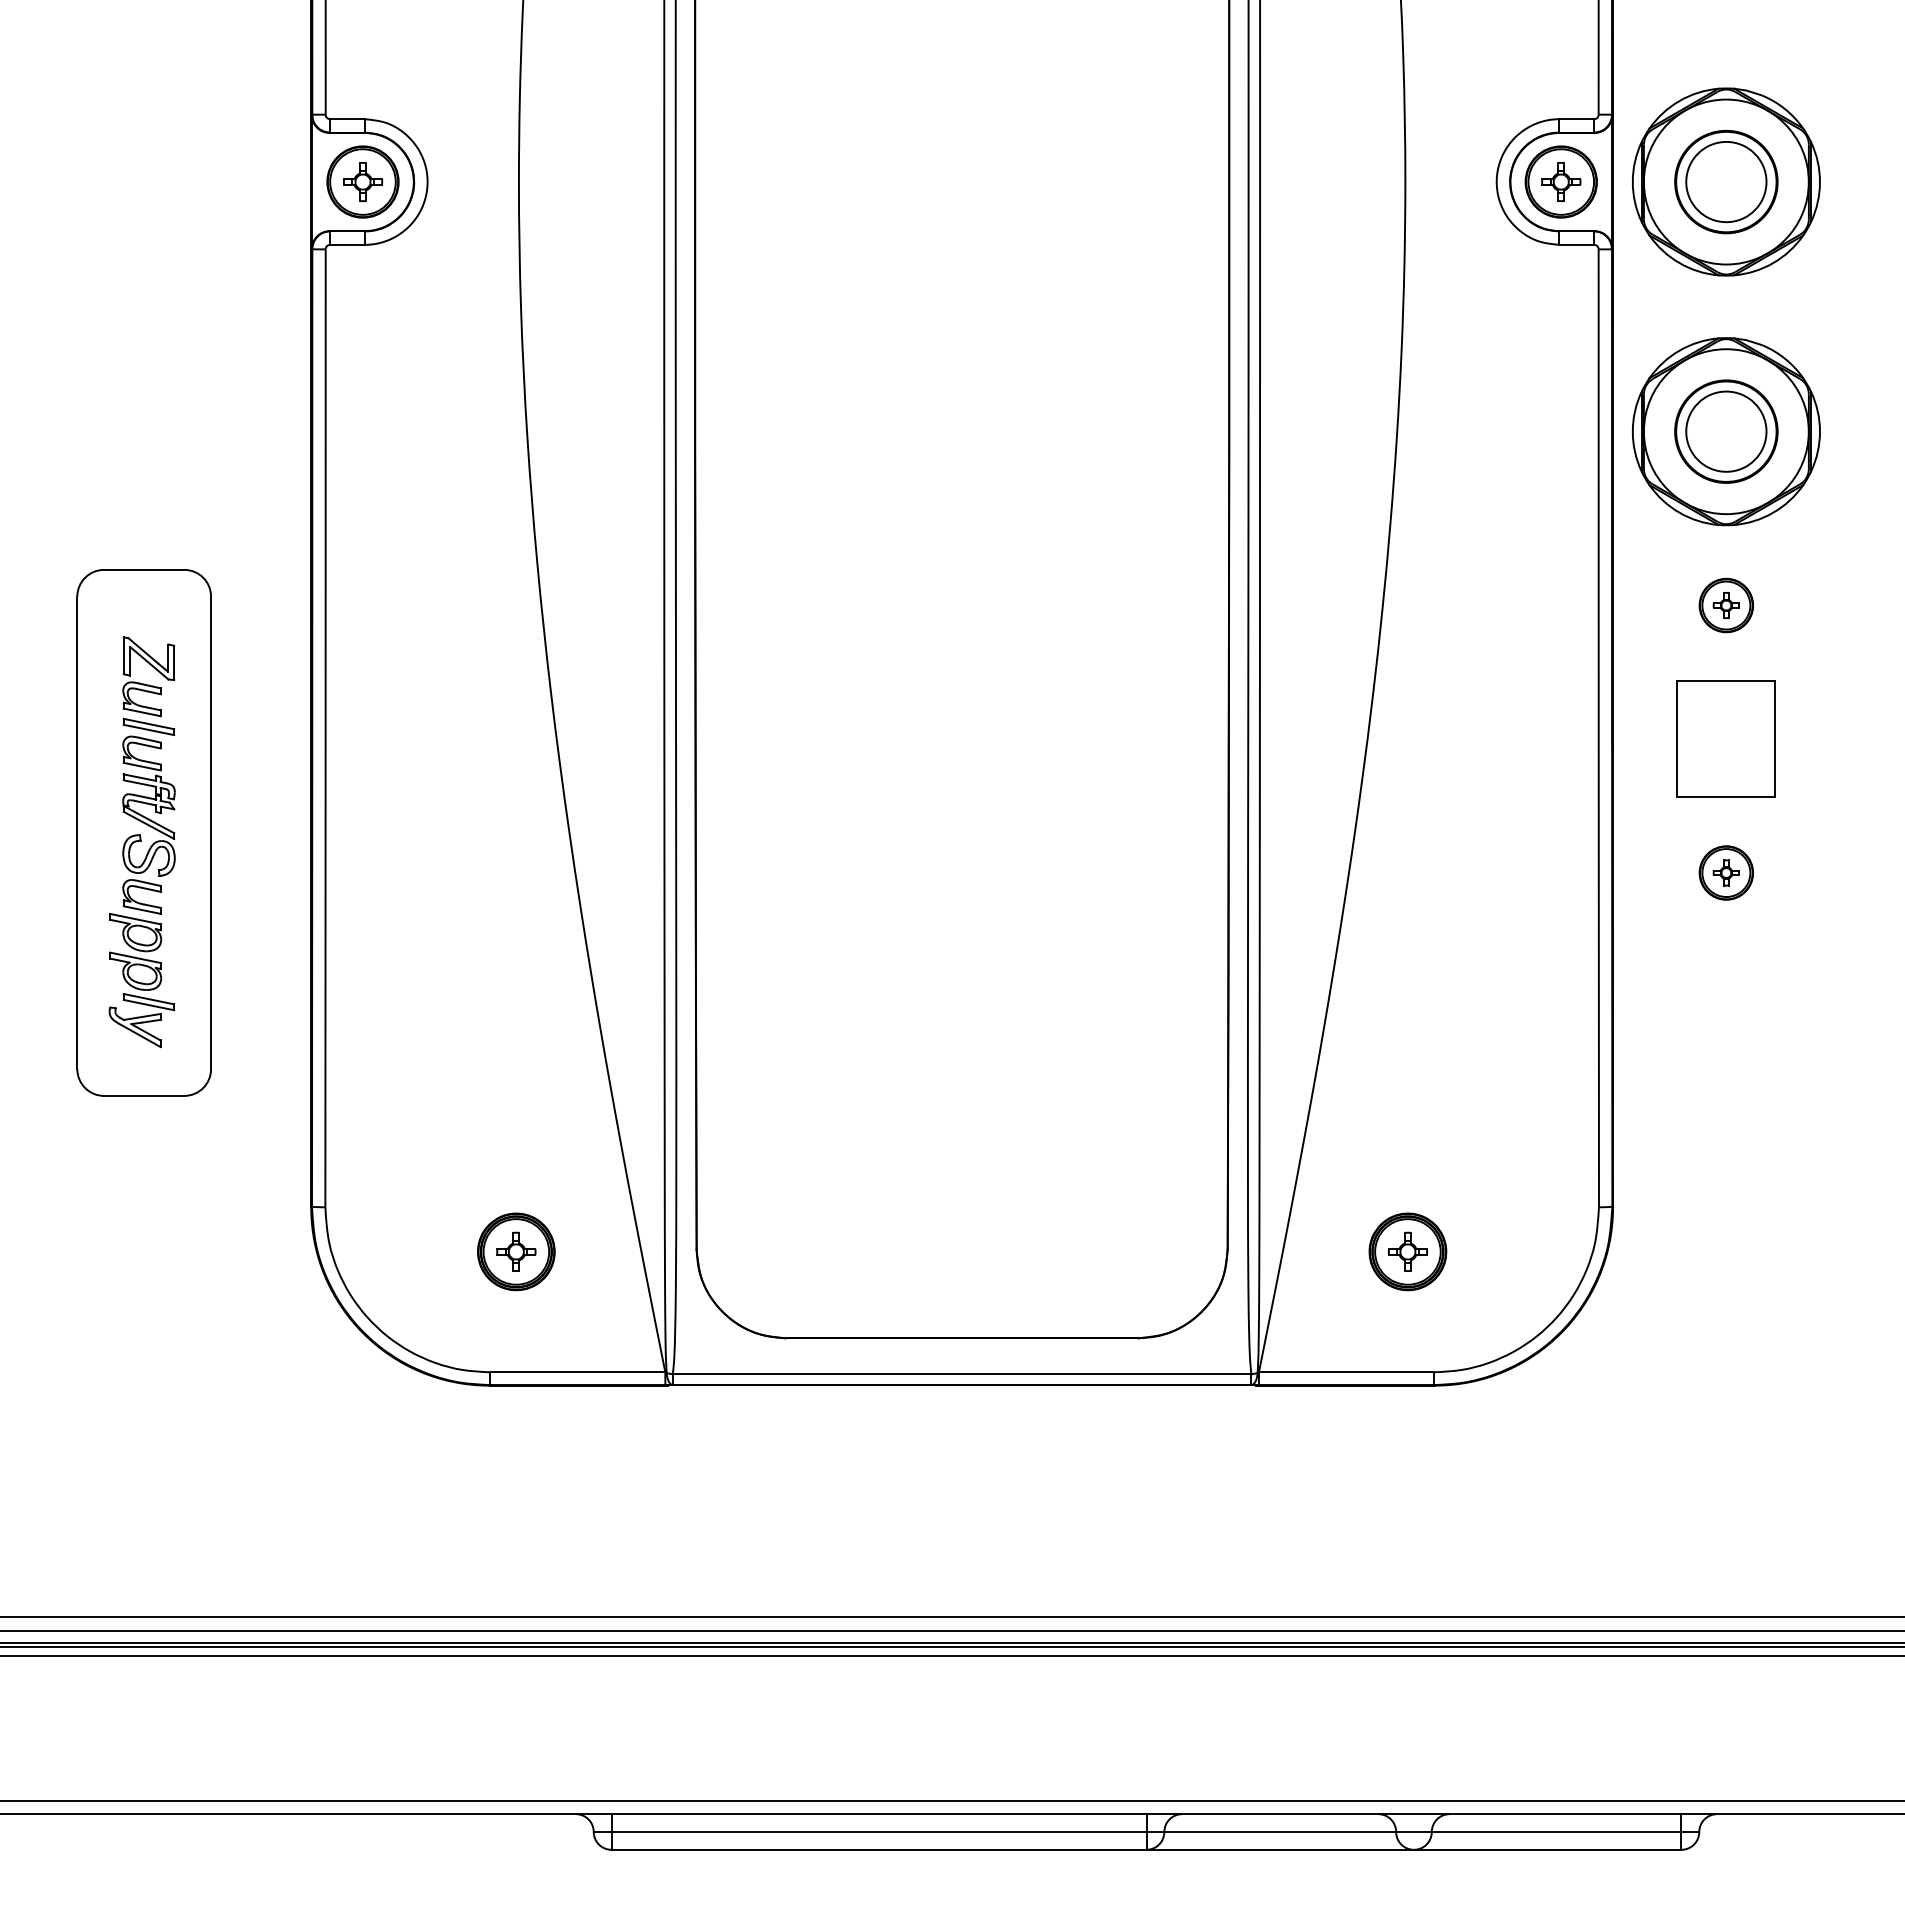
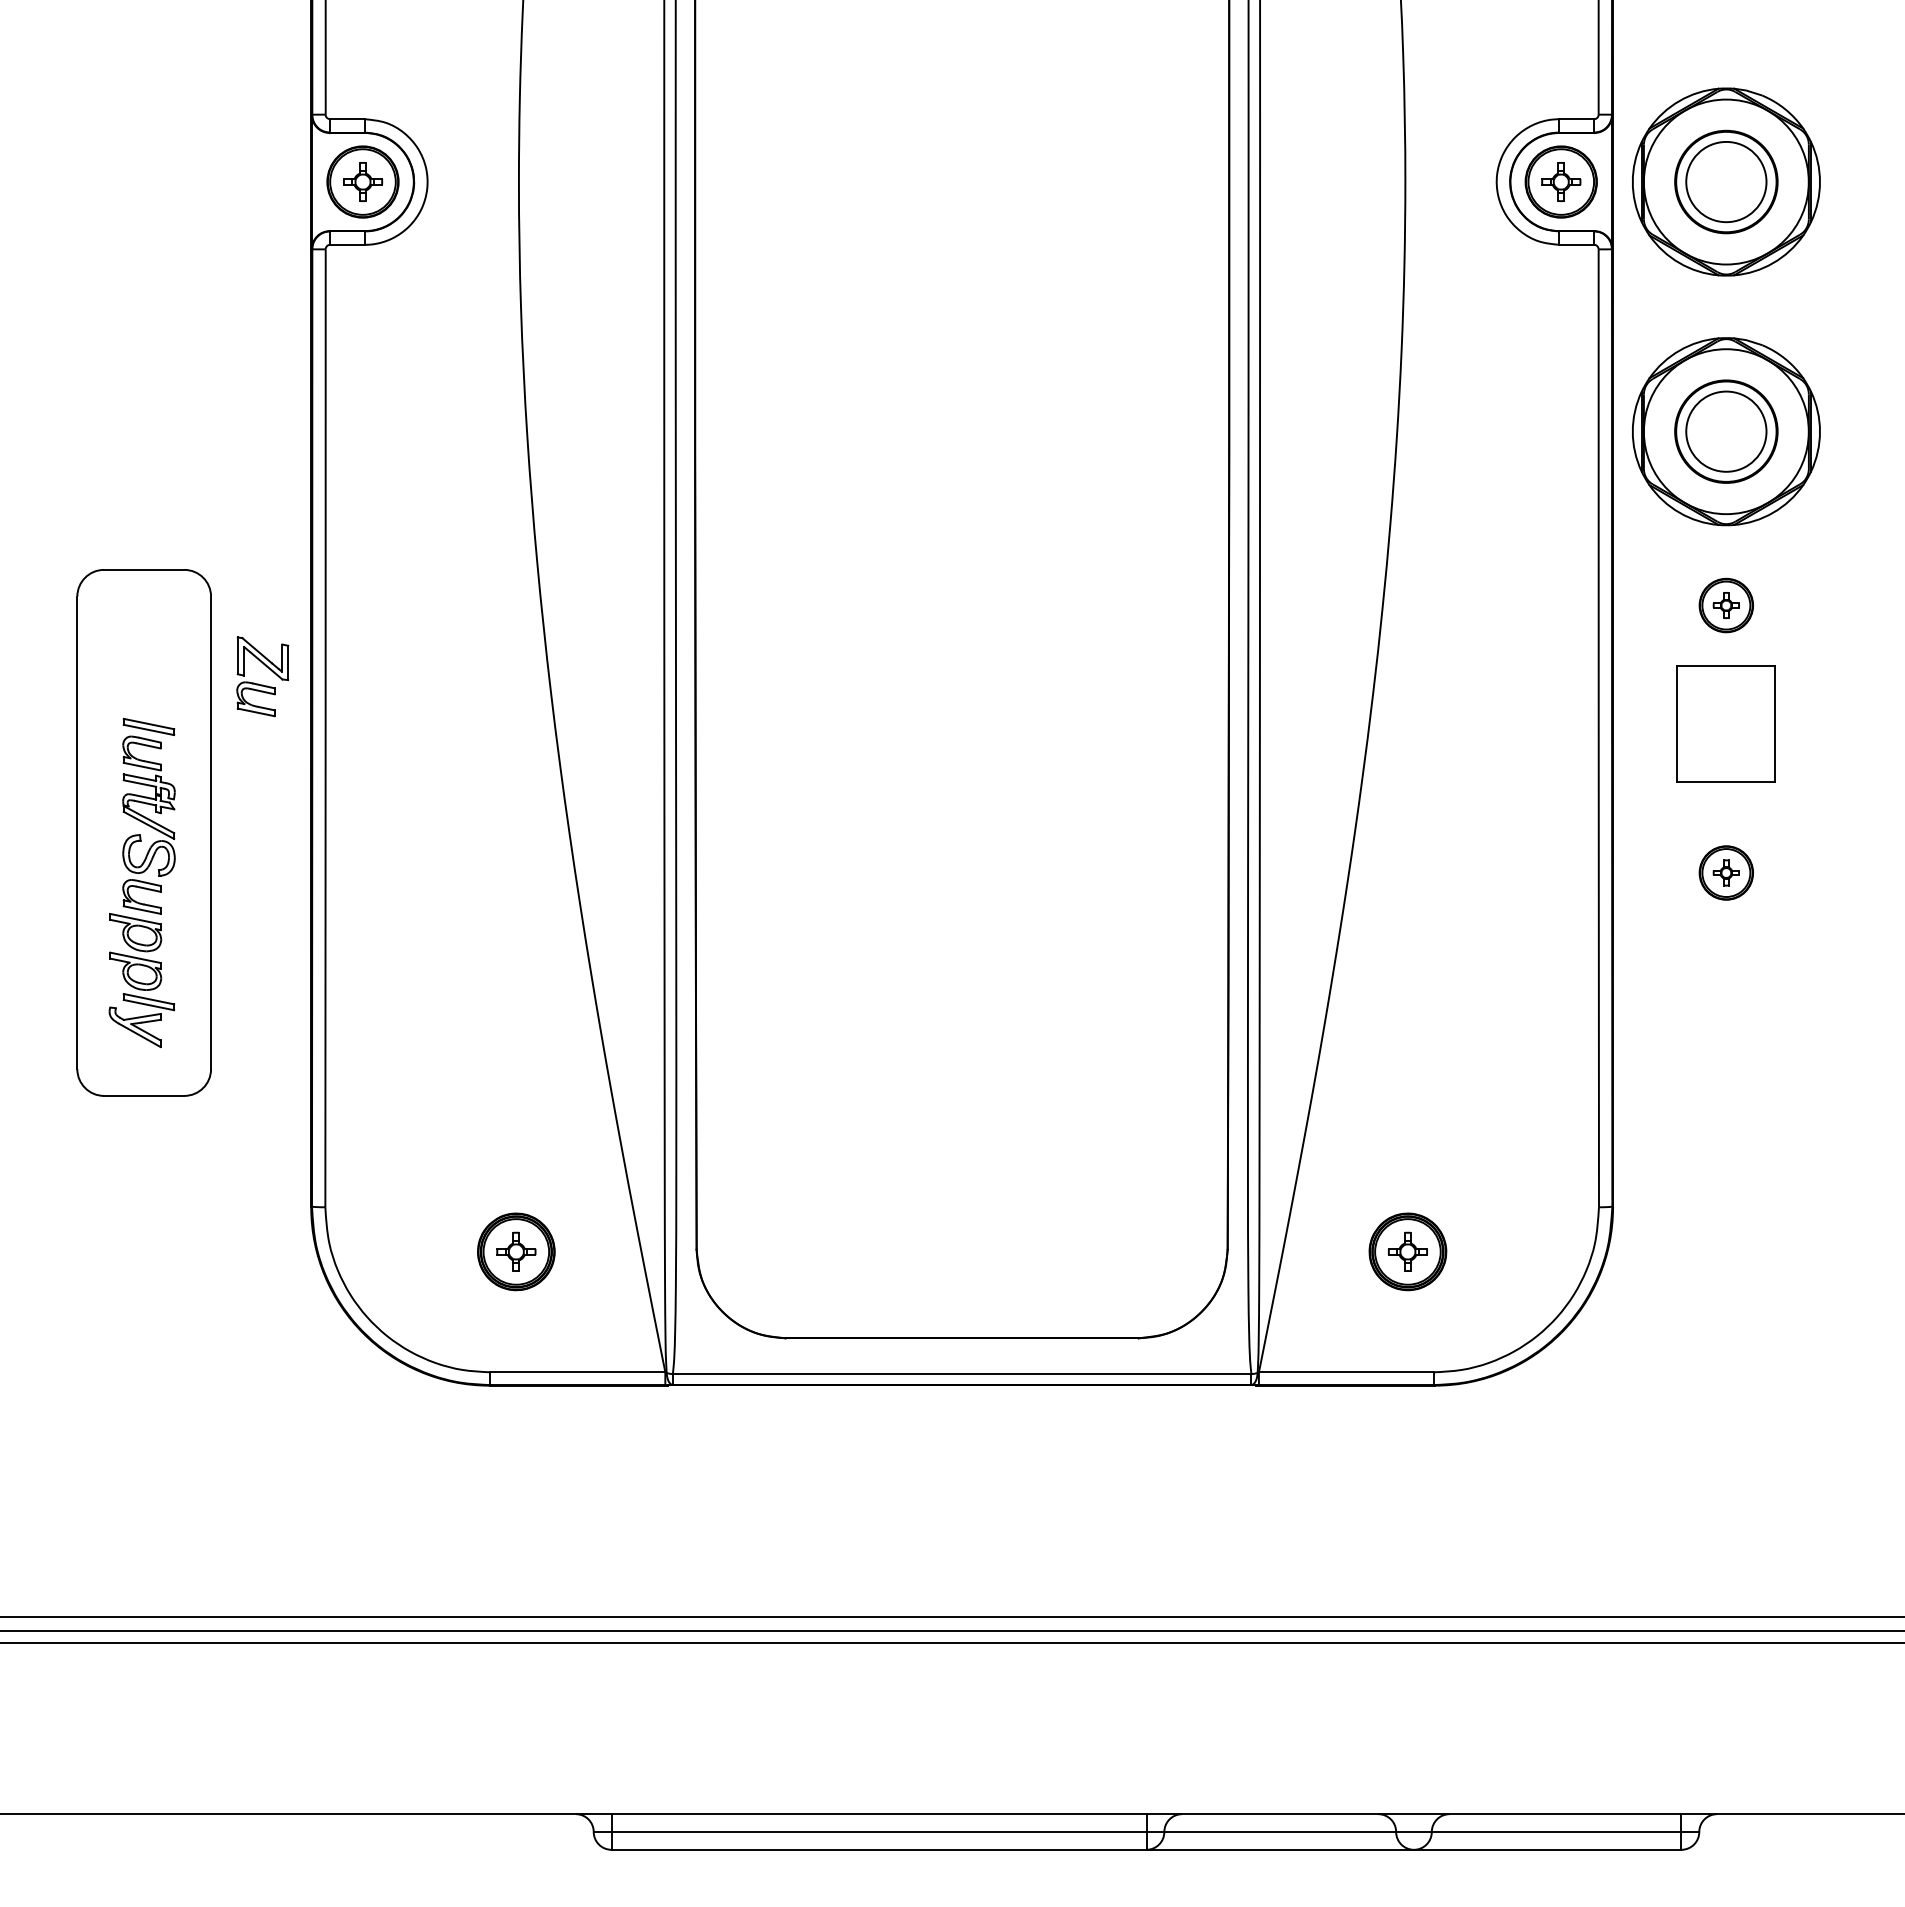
part position: (148, 684) -> (262, 684) (262, 684)
part position: (1725, 738) -> (1725, 723) (1725, 723)
line: present -> none (951, 1646)
line: present -> none (951, 1655)
line: present -> none (951, 1801)
